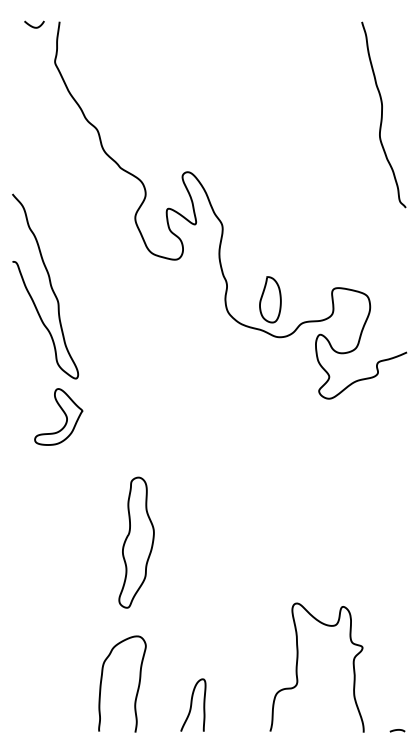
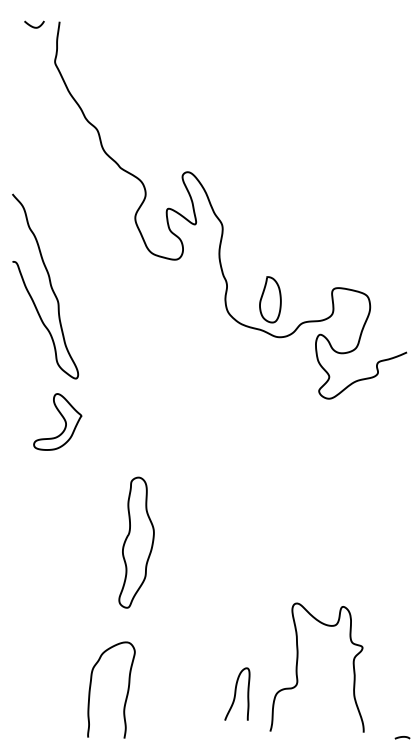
curve: present -> none (382, 114)
part position: (64, 414) -> (63, 419) (63, 419)
curve position: (137, 687) -> (126, 693) (126, 693)
curve position: (192, 704) -> (236, 693) (236, 693)
curve position: (397, 730) -> (402, 737) (402, 737)
